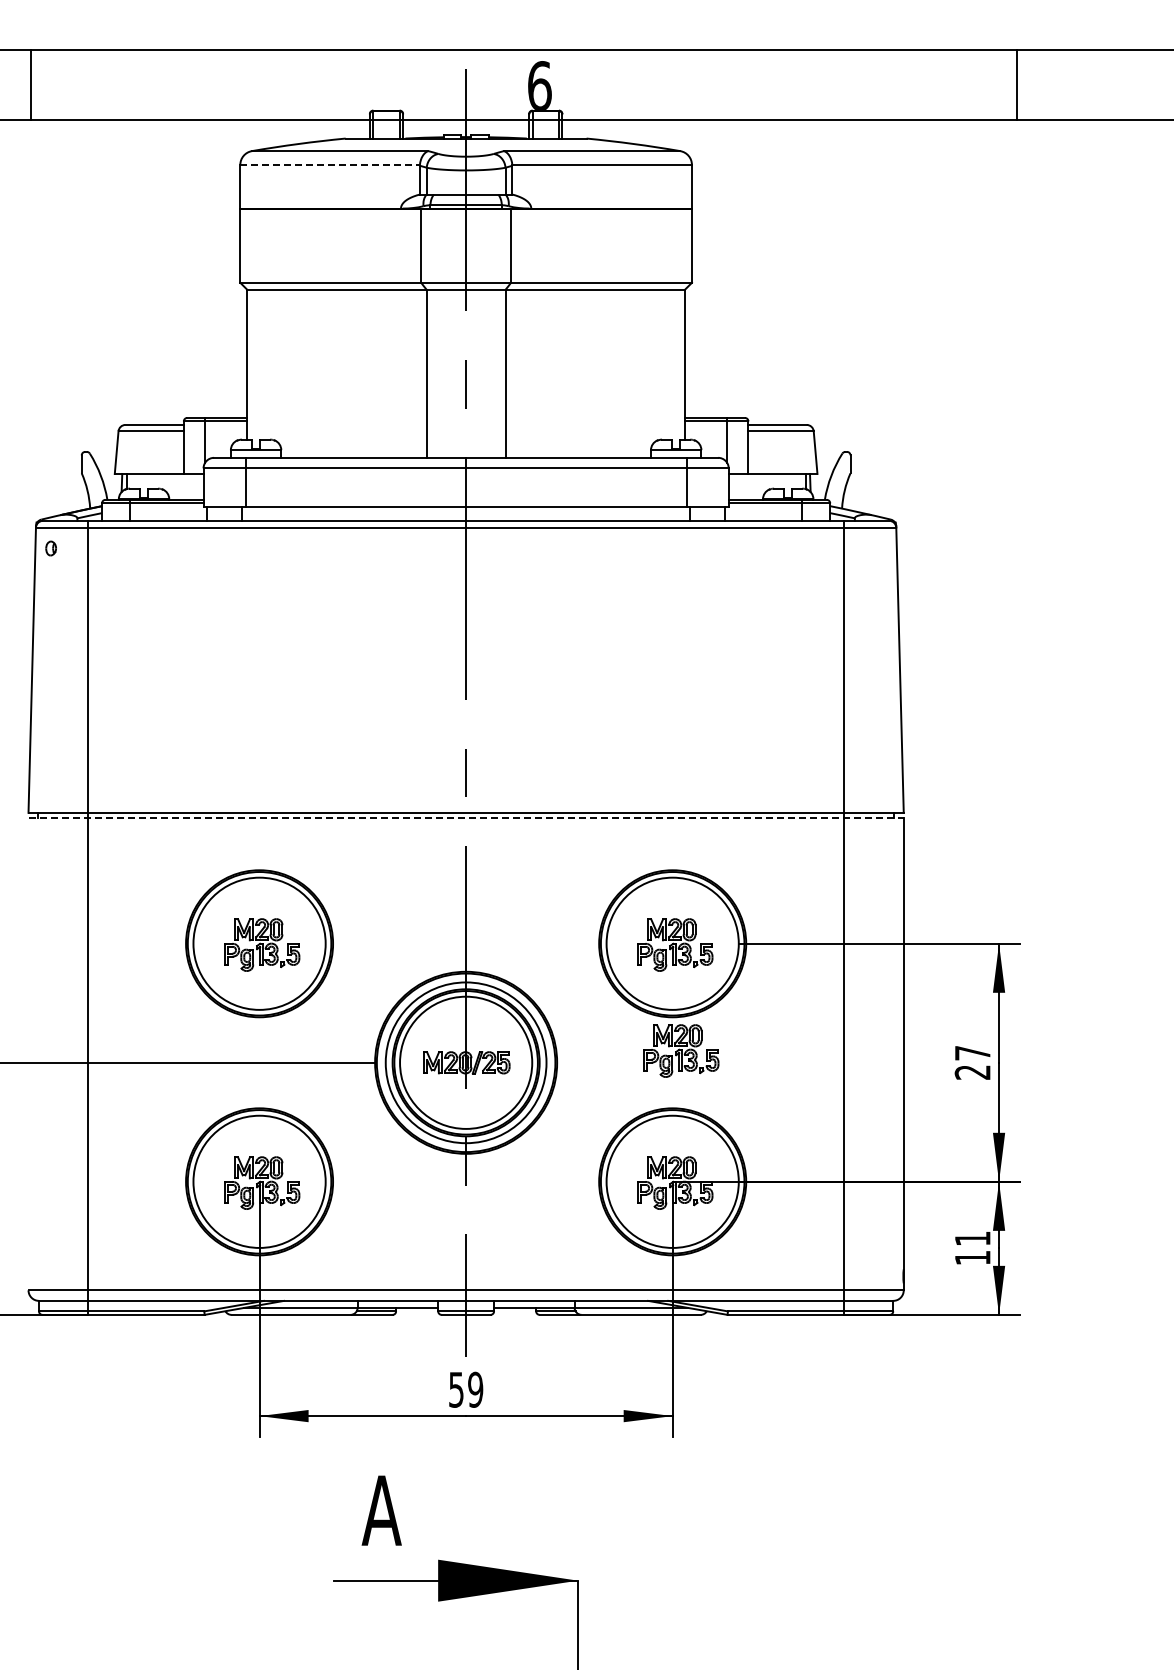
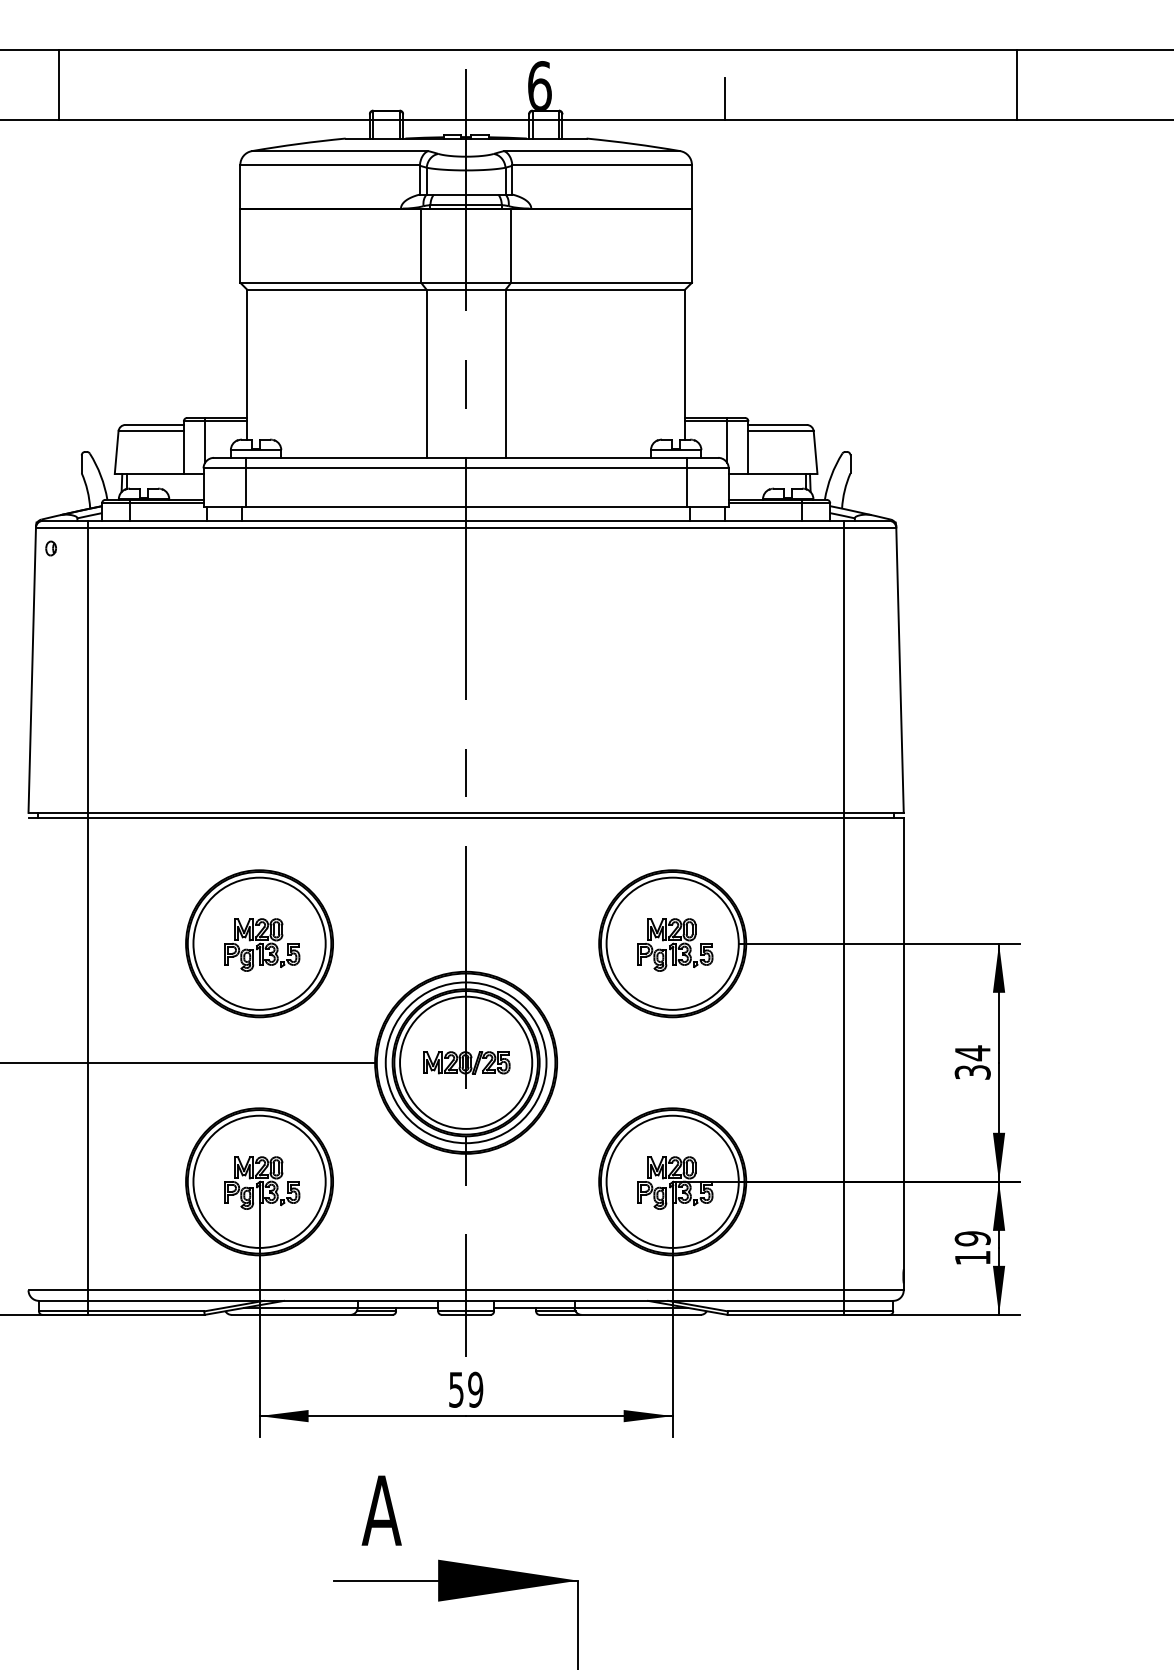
line position: (31, 85) -> (59, 85) (59, 85)
line: none -> present (724, 99)
line: dashed -> solid (330, 164)
line: dashed -> solid (466, 817)
part: present -> none (681, 1050)
text: 27 -> 34 (972, 1062)
text: 11 -> 19 (972, 1238)
